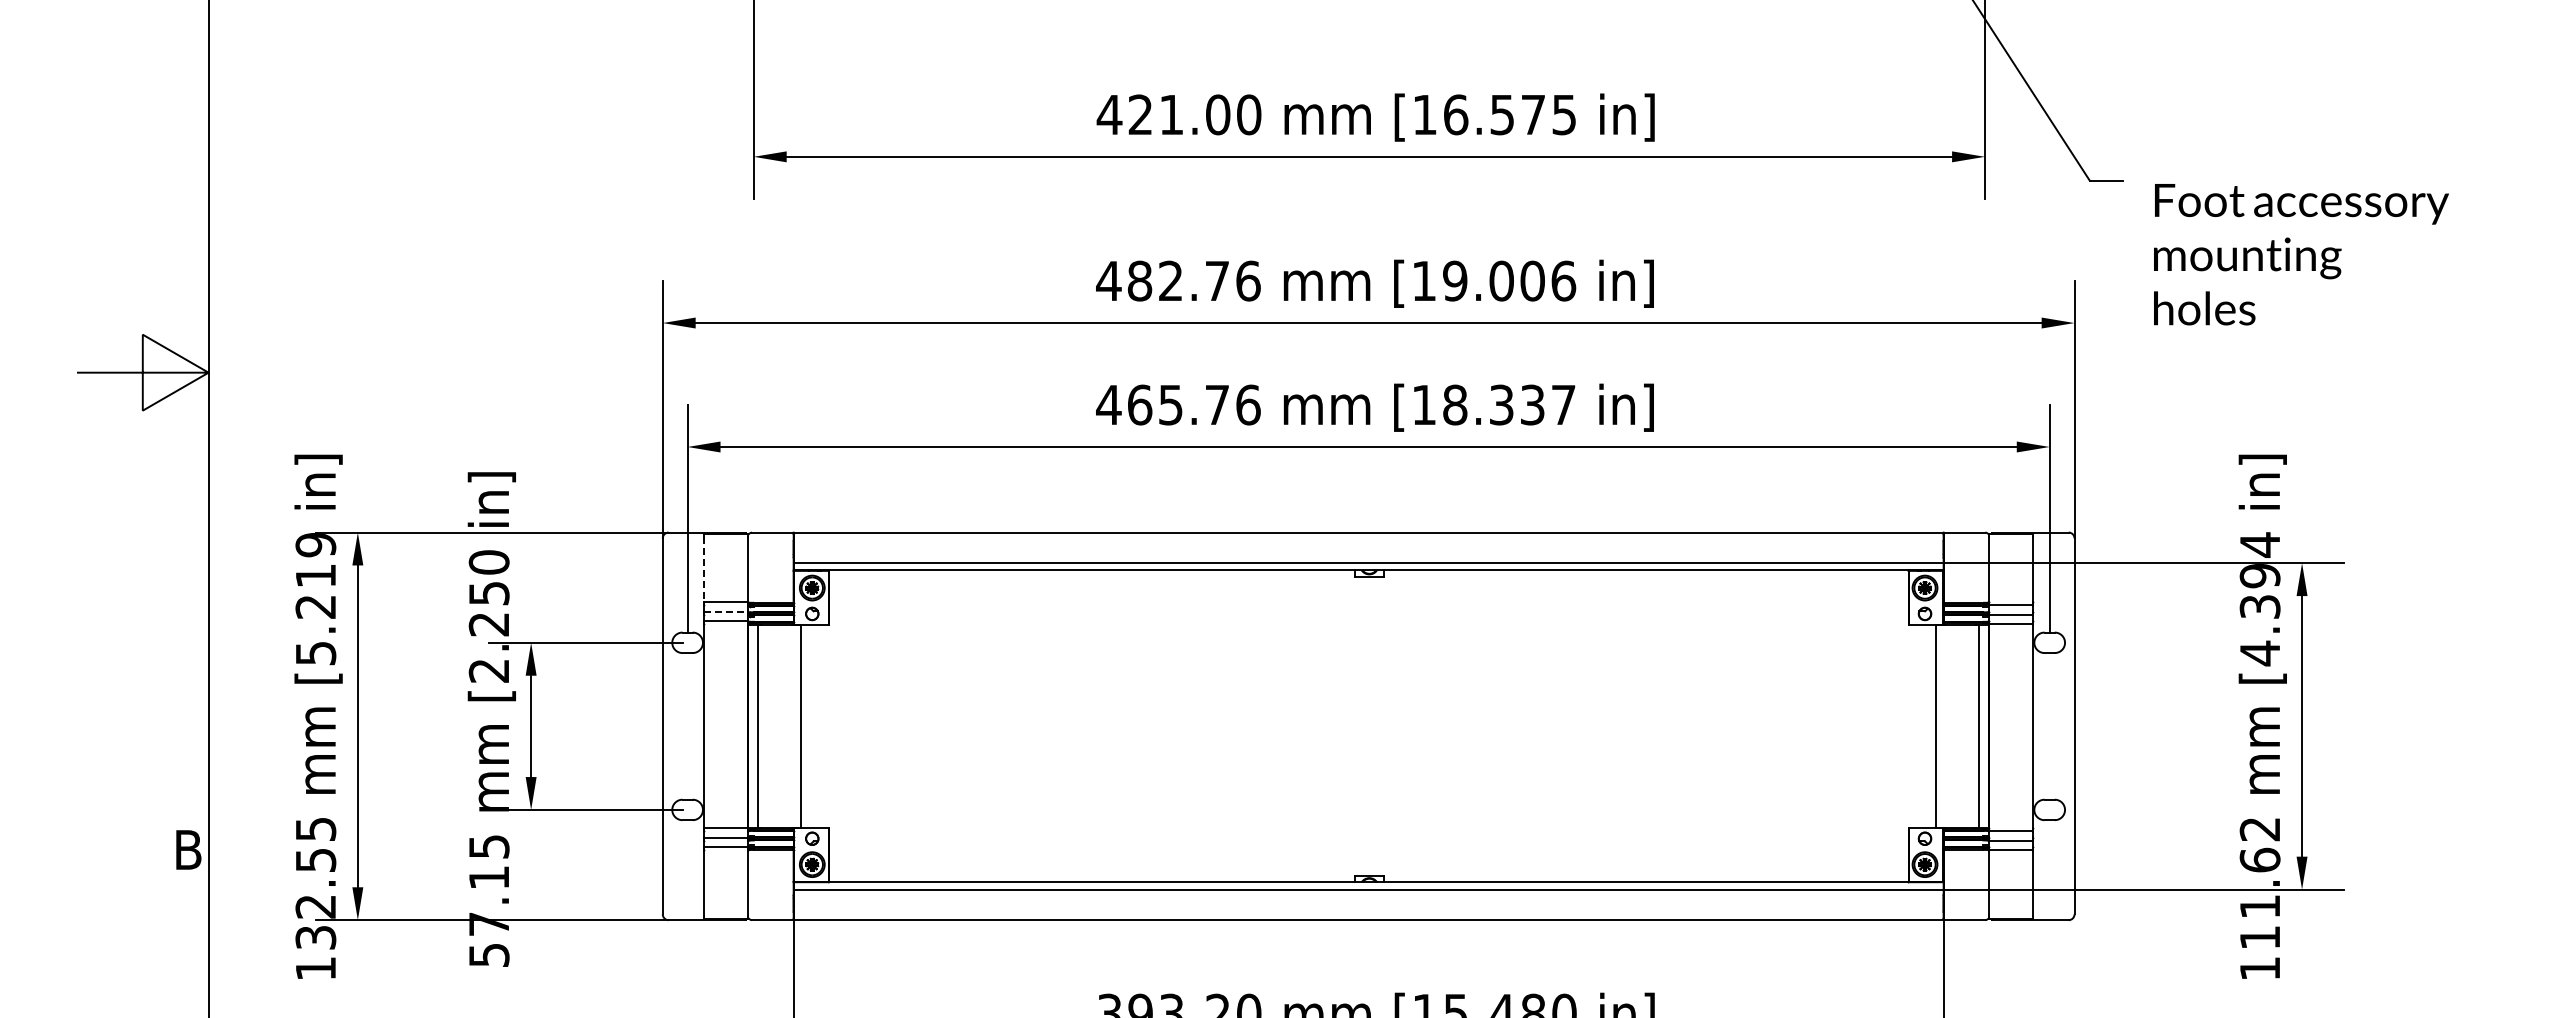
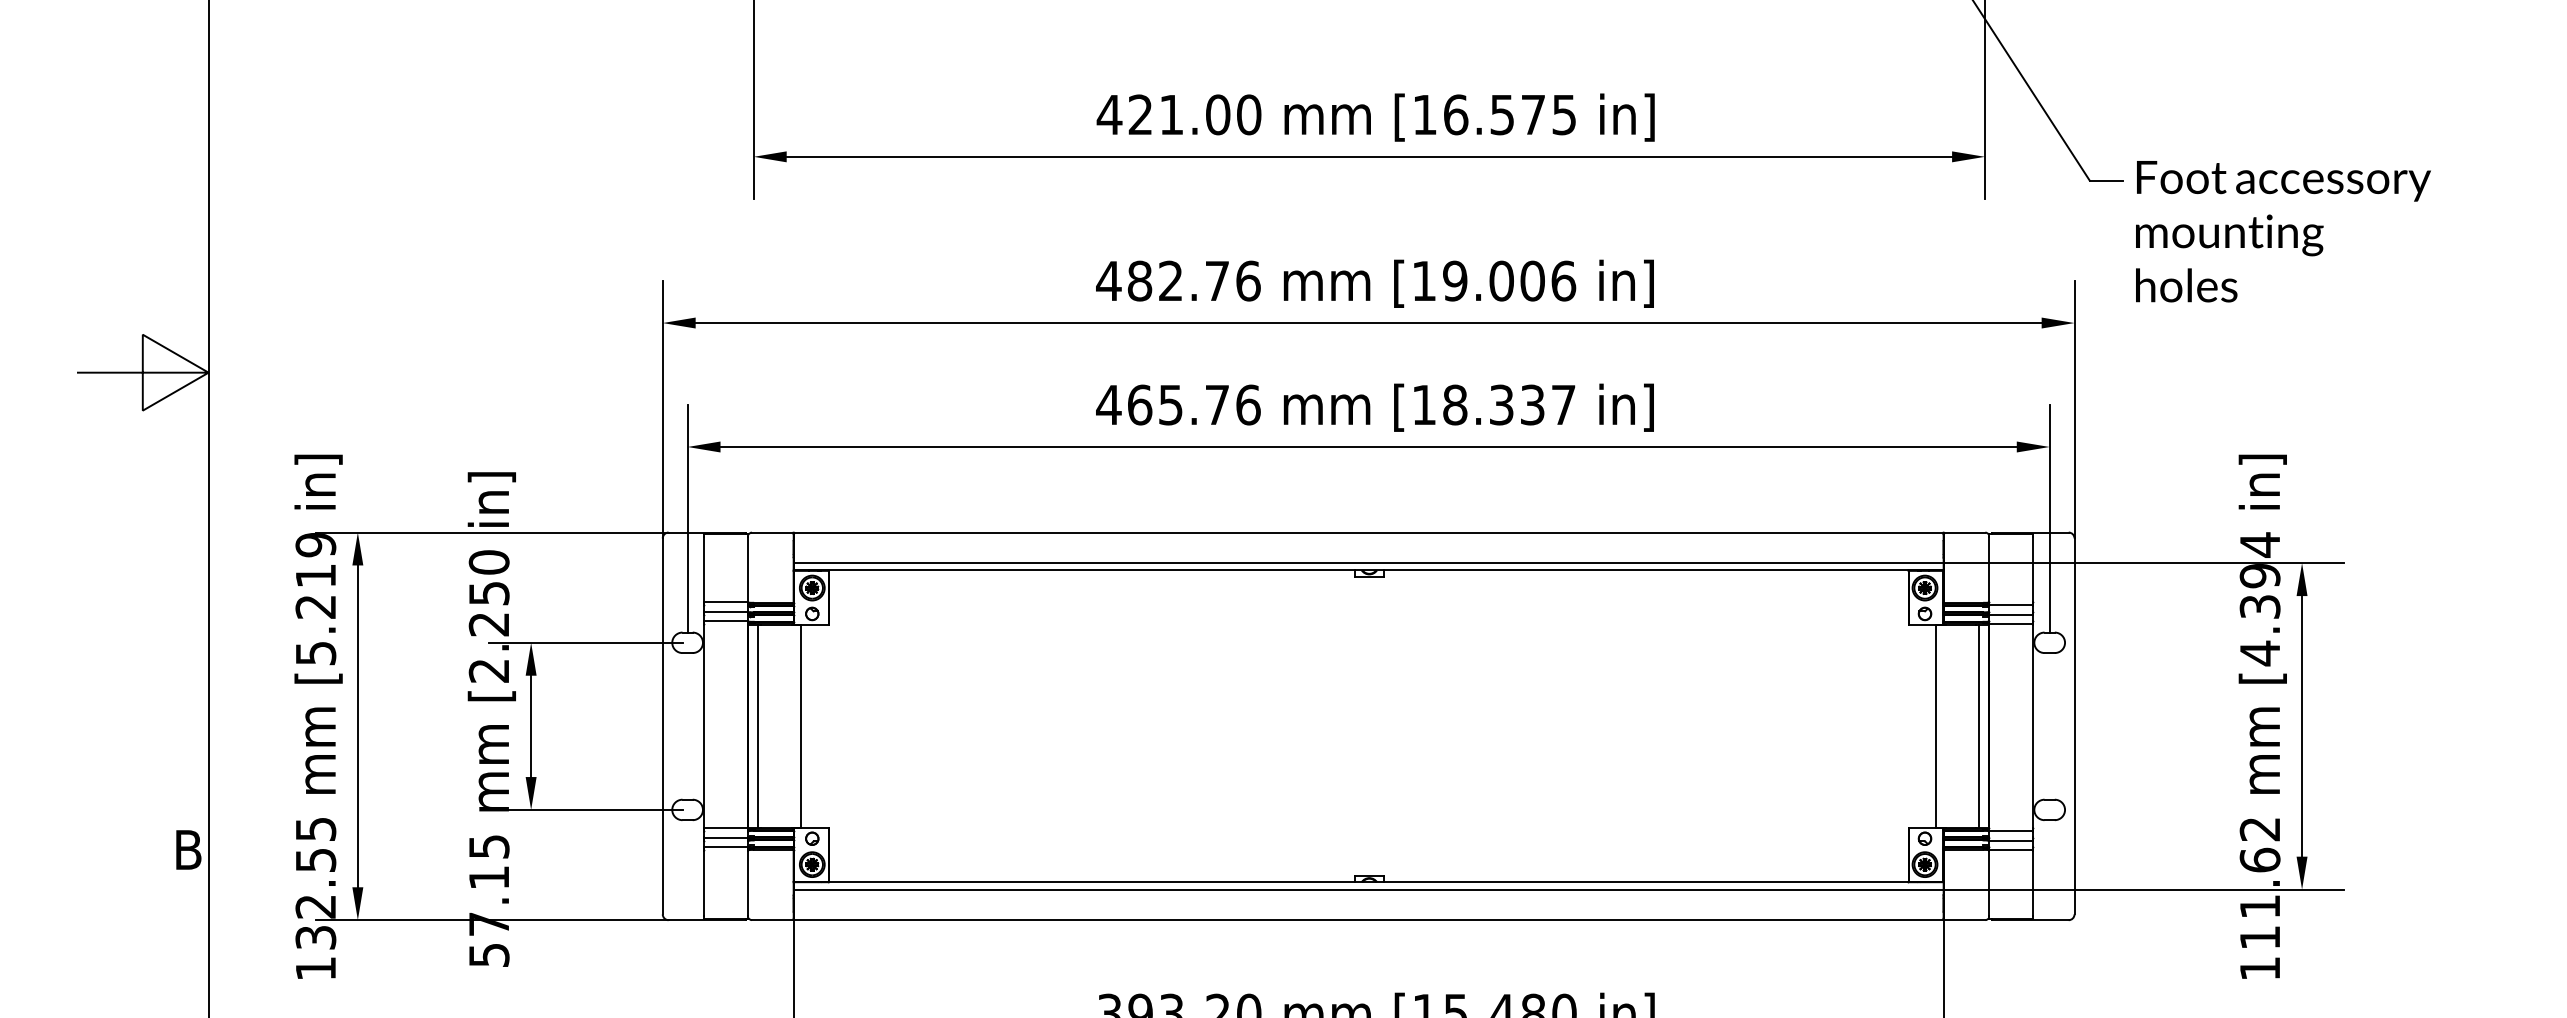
text position: (2301, 254) -> (2283, 231) (2283, 231)
line: dashed -> solid (704, 569)
line: dashed -> solid (726, 611)
